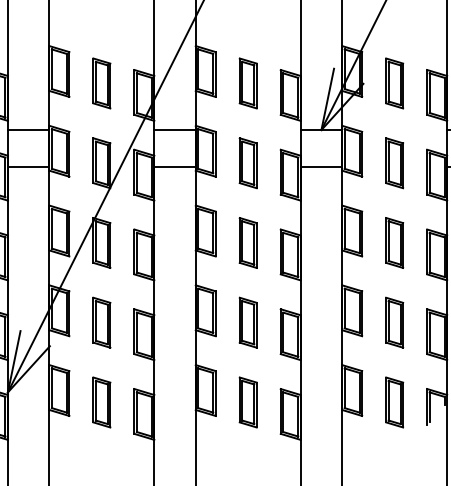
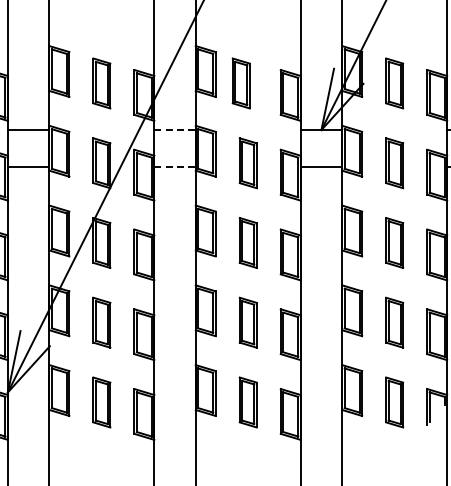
part position: (247, 83) -> (240, 83) (240, 83)
line: solid -> dashed (175, 130)
line: solid -> dashed (175, 166)
